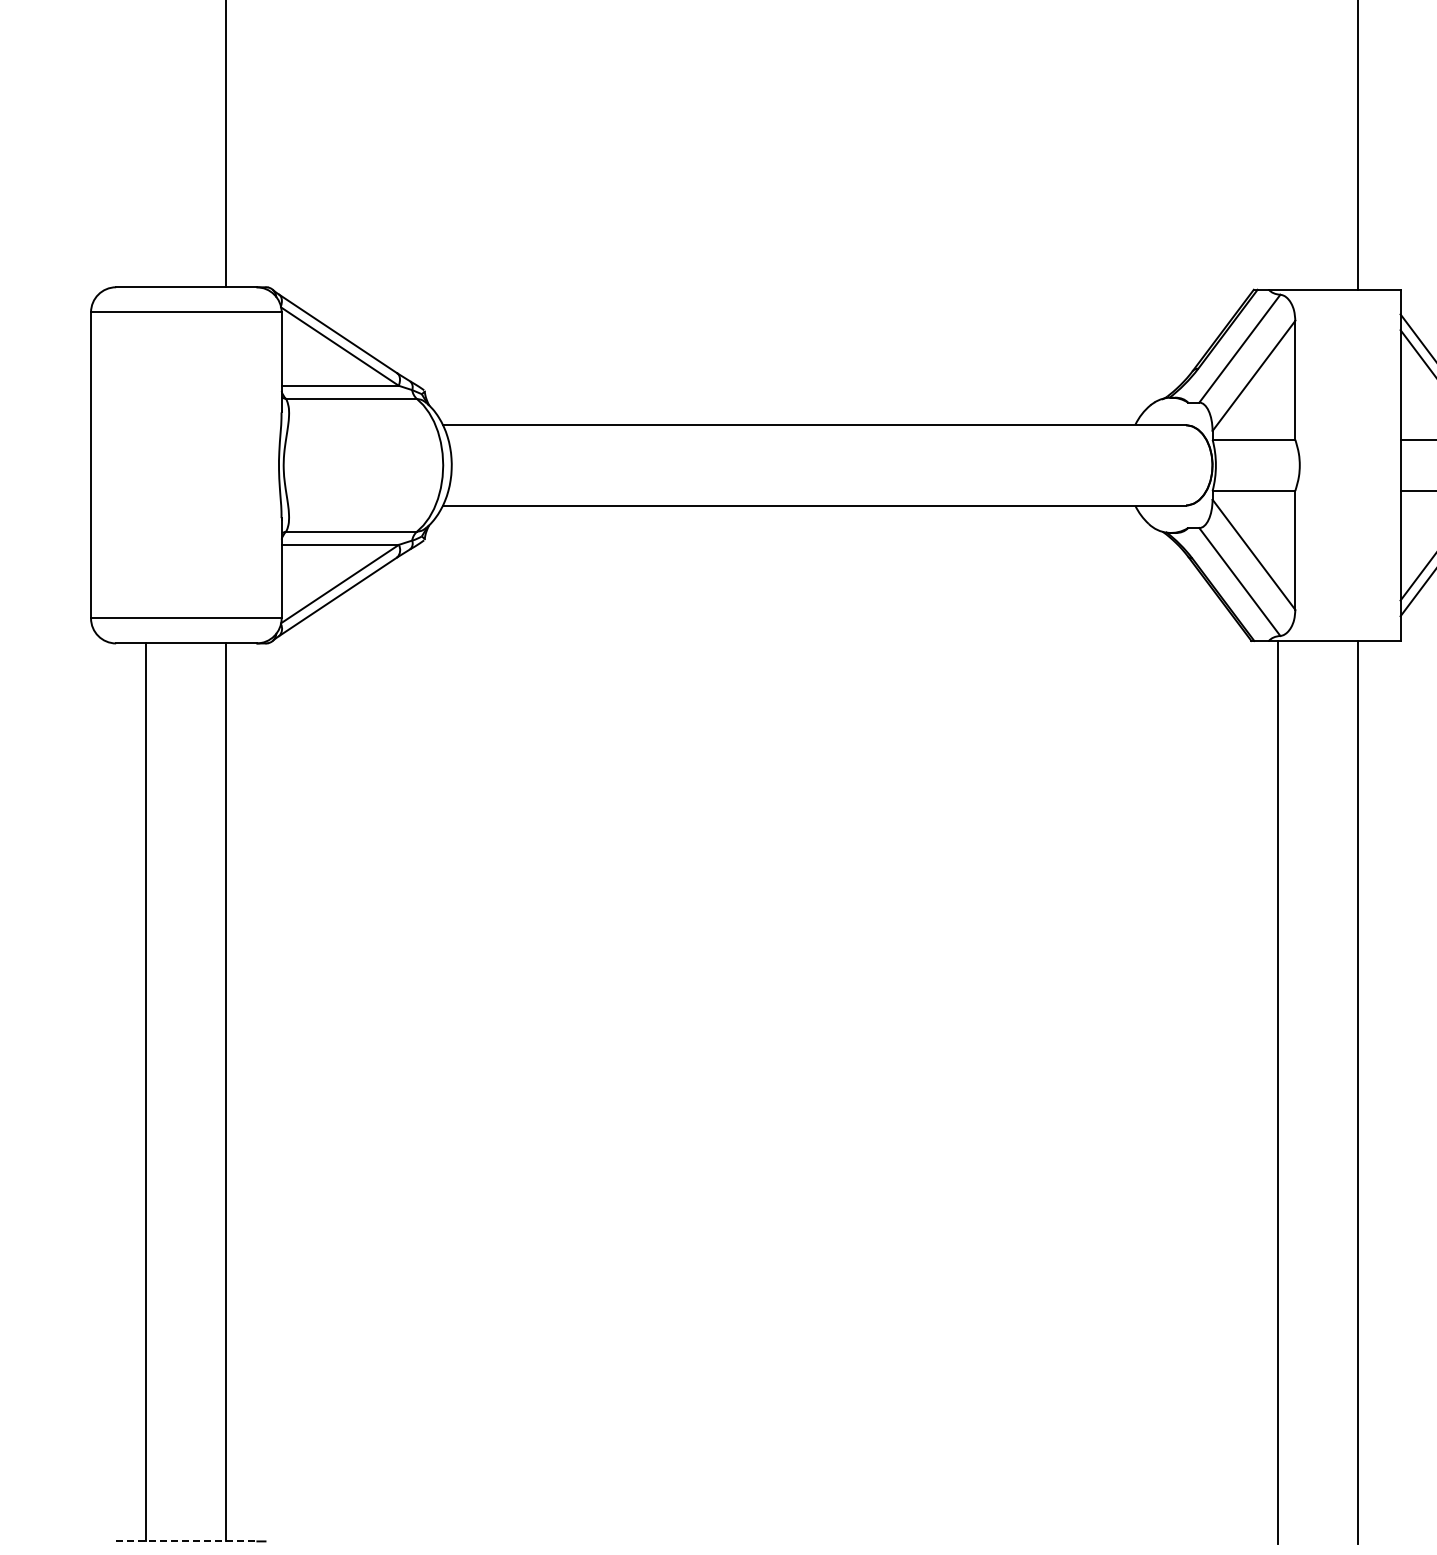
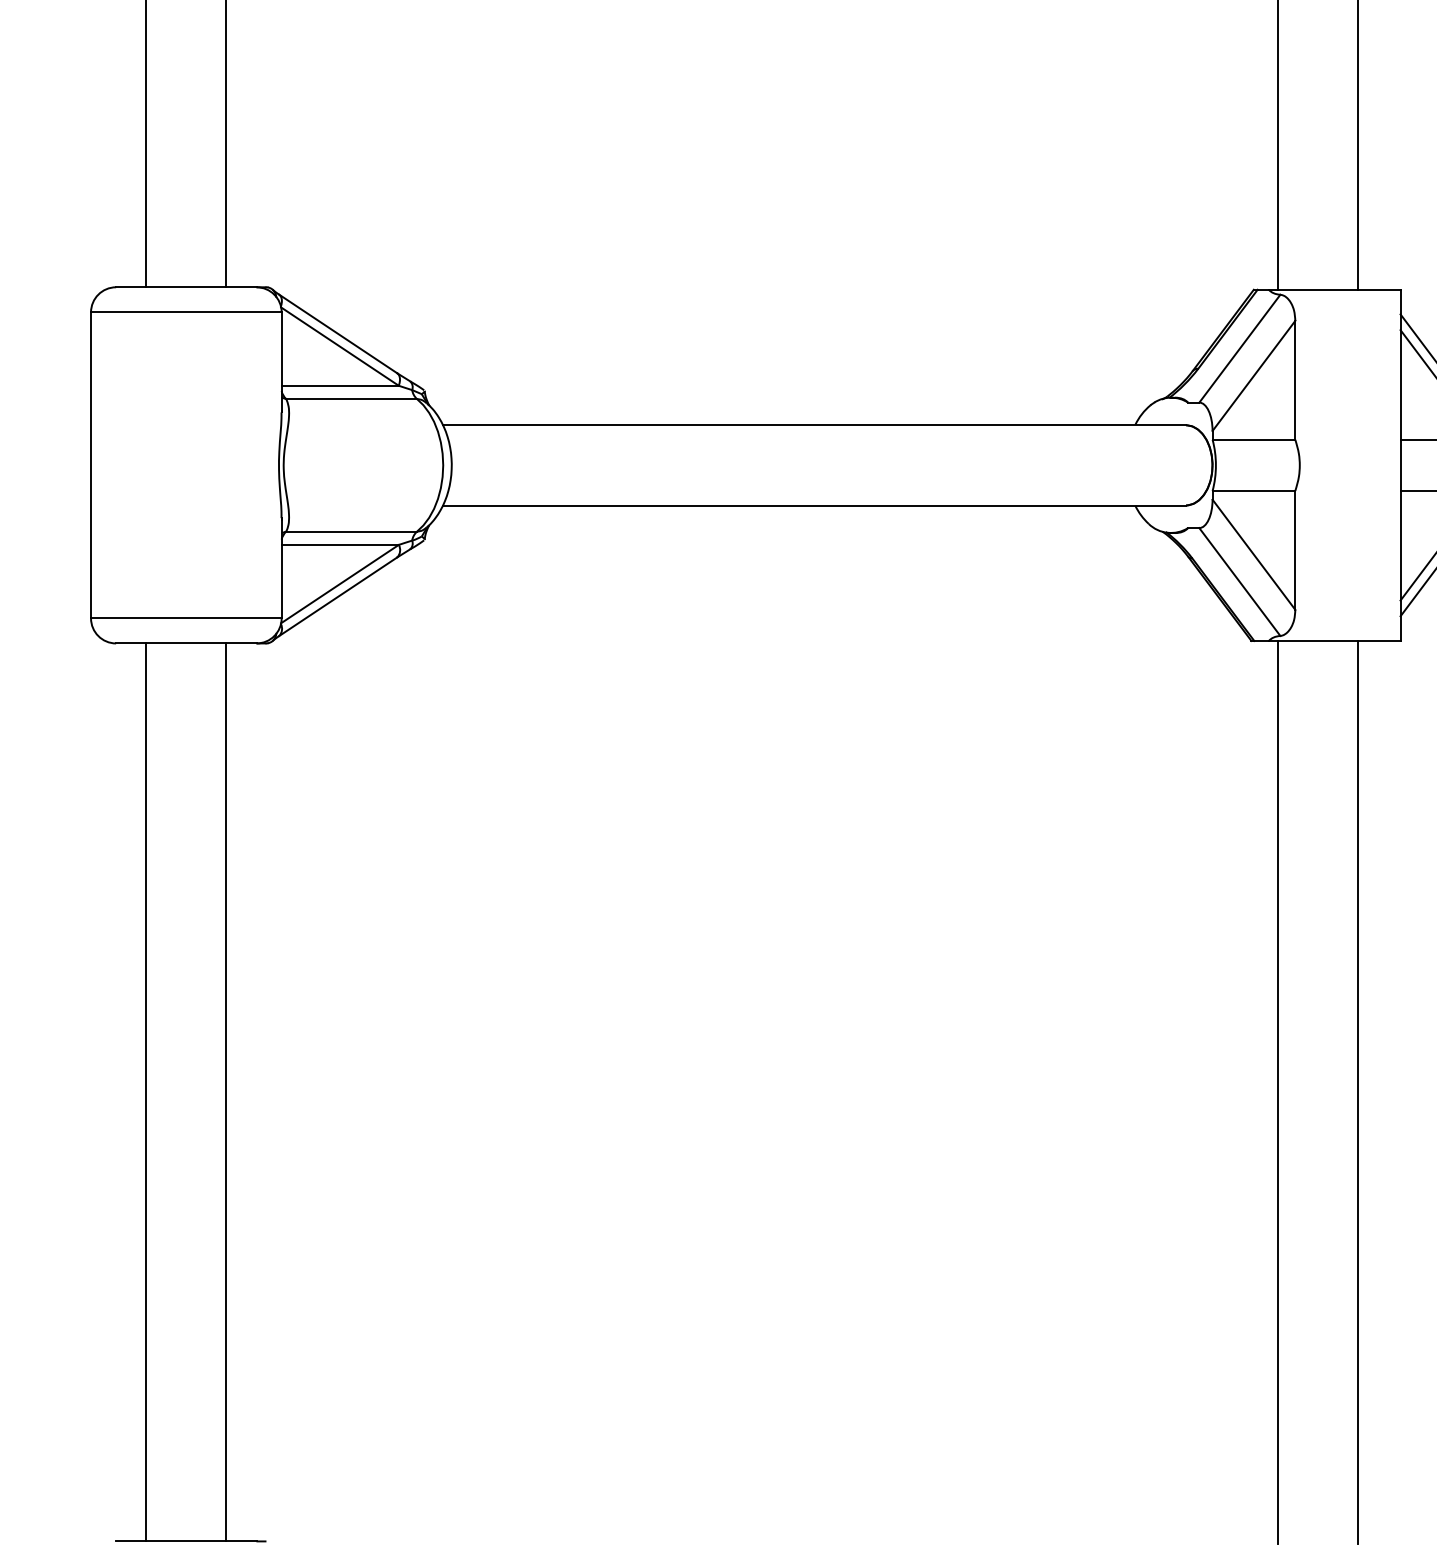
line: none -> present (146, 144)
line: none -> present (1277, 145)
line: dashed -> solid (186, 1541)
